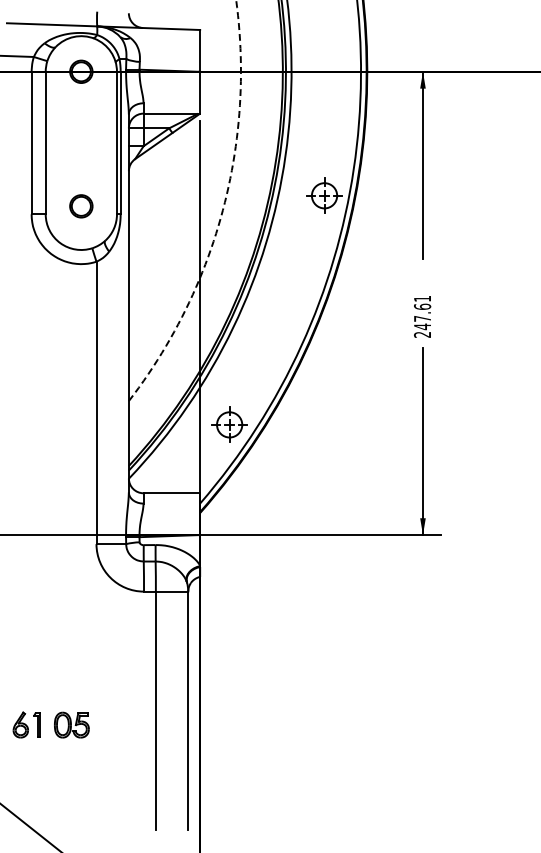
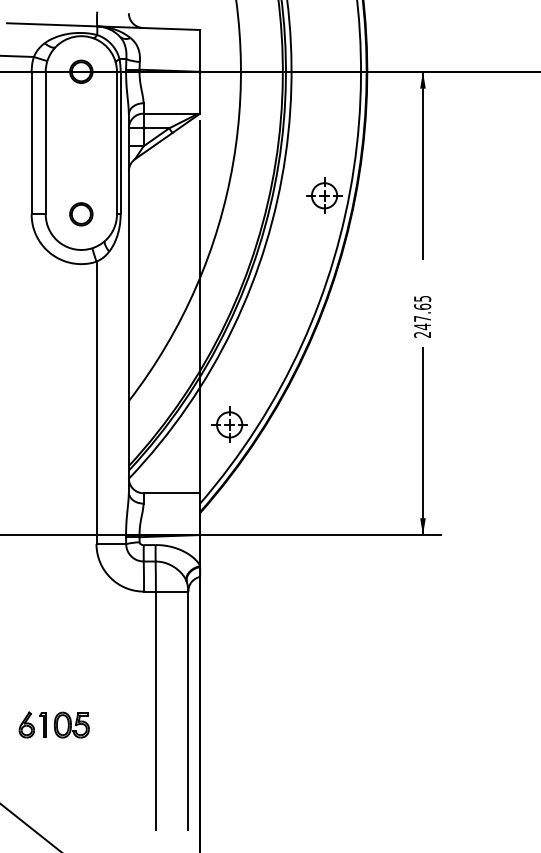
part position: (81, 206) -> (81, 214) (81, 214)
arc: dashed -> solid (222, 210)
text: 247.61 -> 247.65 (422, 298)
part position: (26, 724) -> (32, 724) (32, 724)
